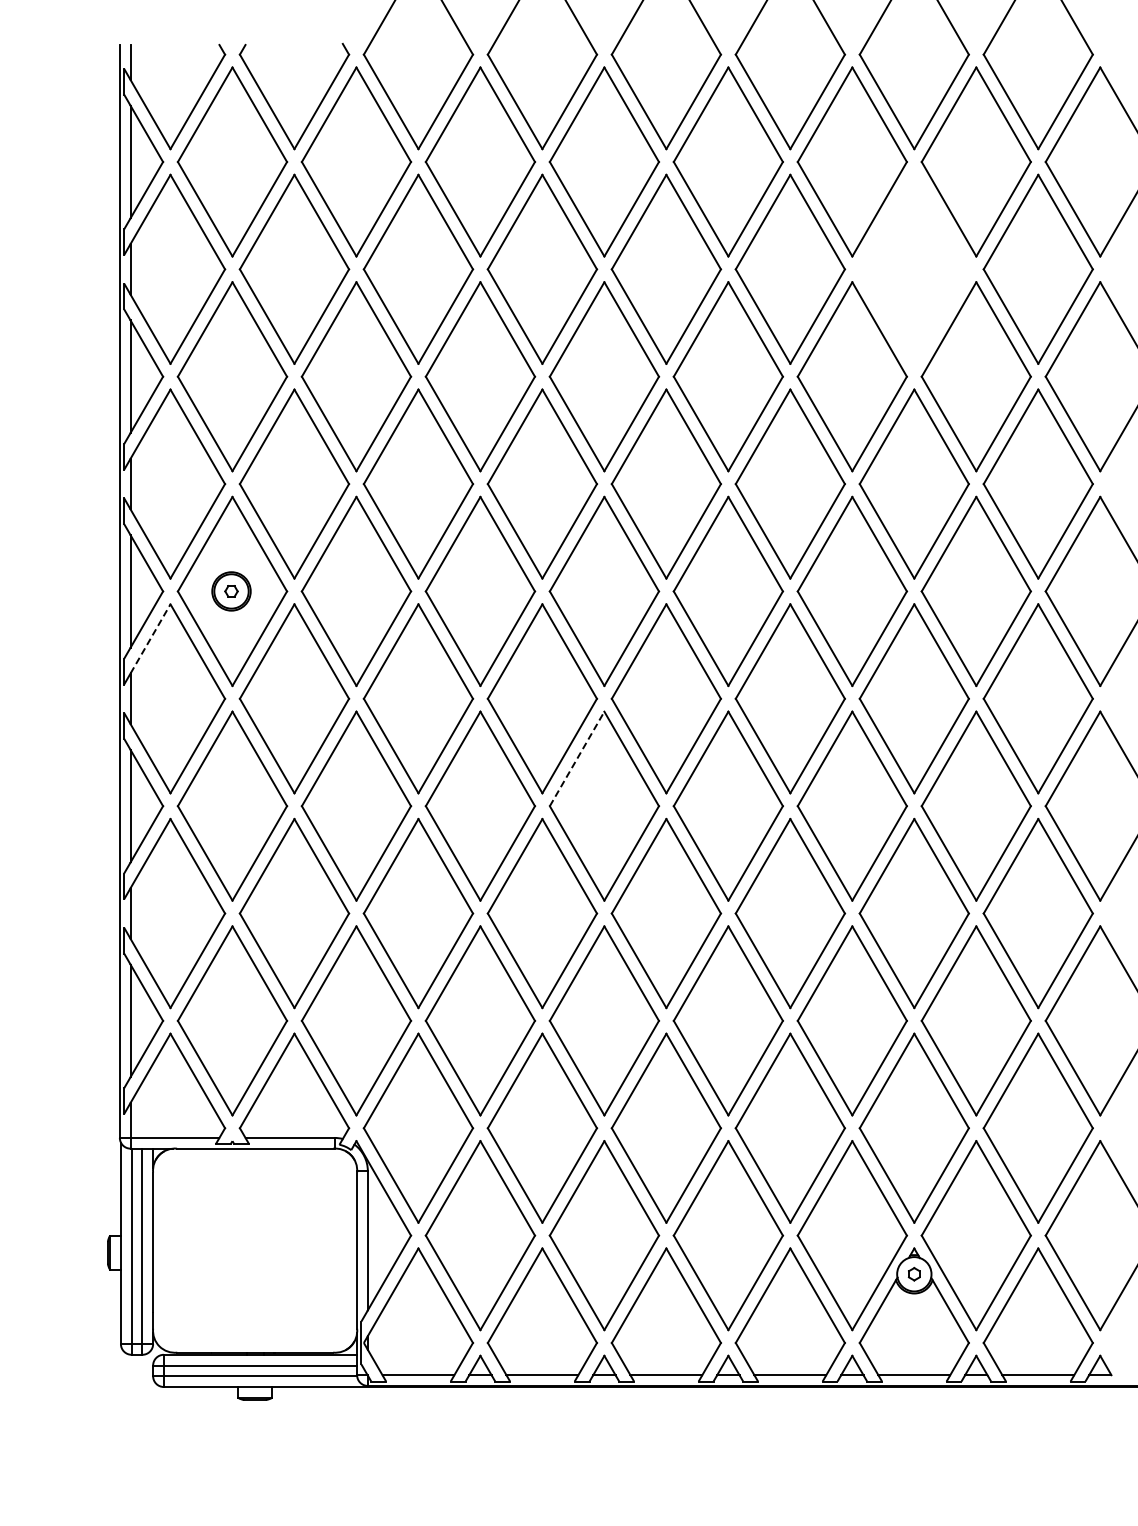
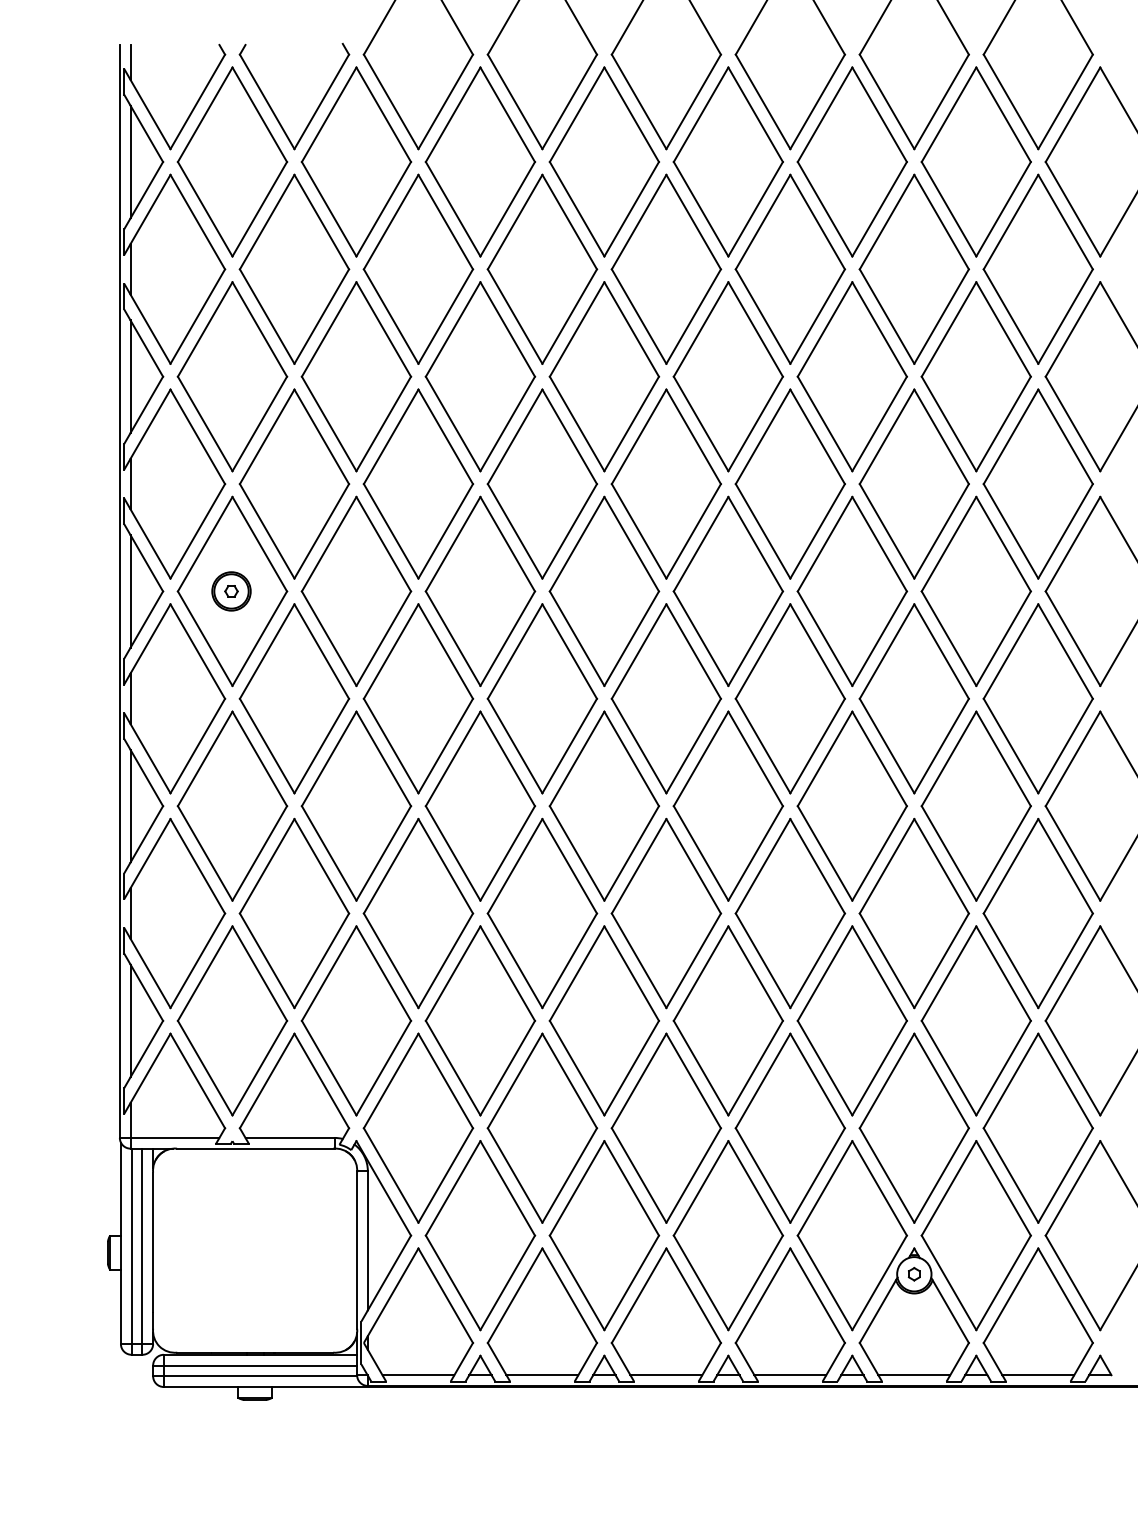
part: none -> present (913, 268)
line: dashed -> solid (150, 638)
line: dashed -> solid (577, 758)
